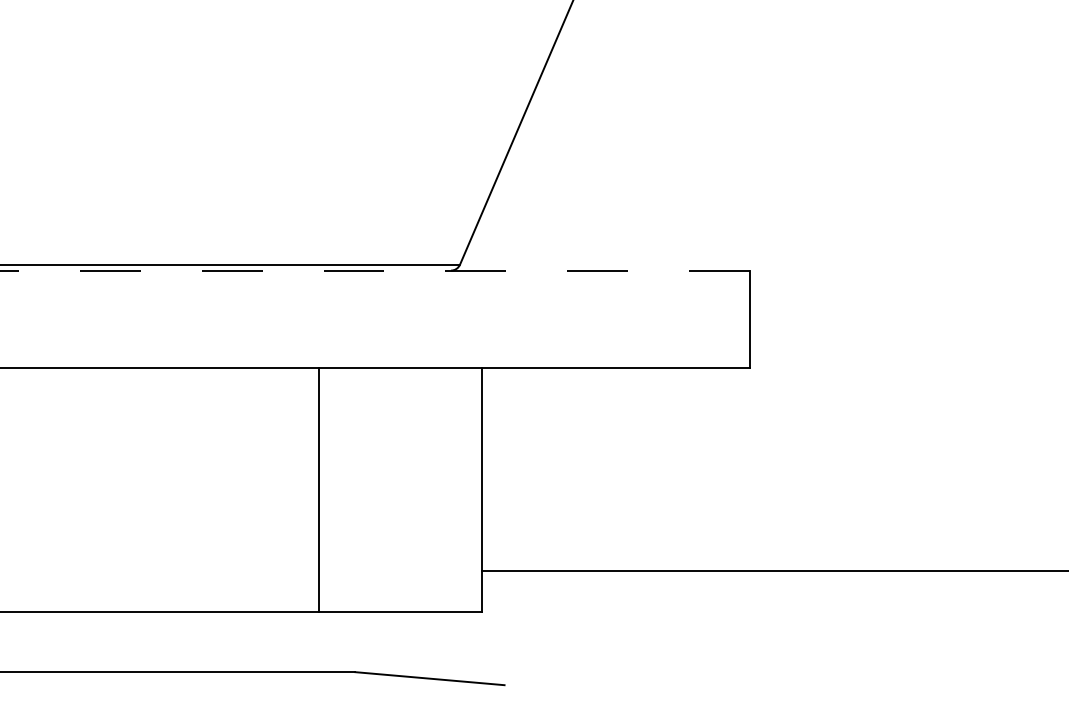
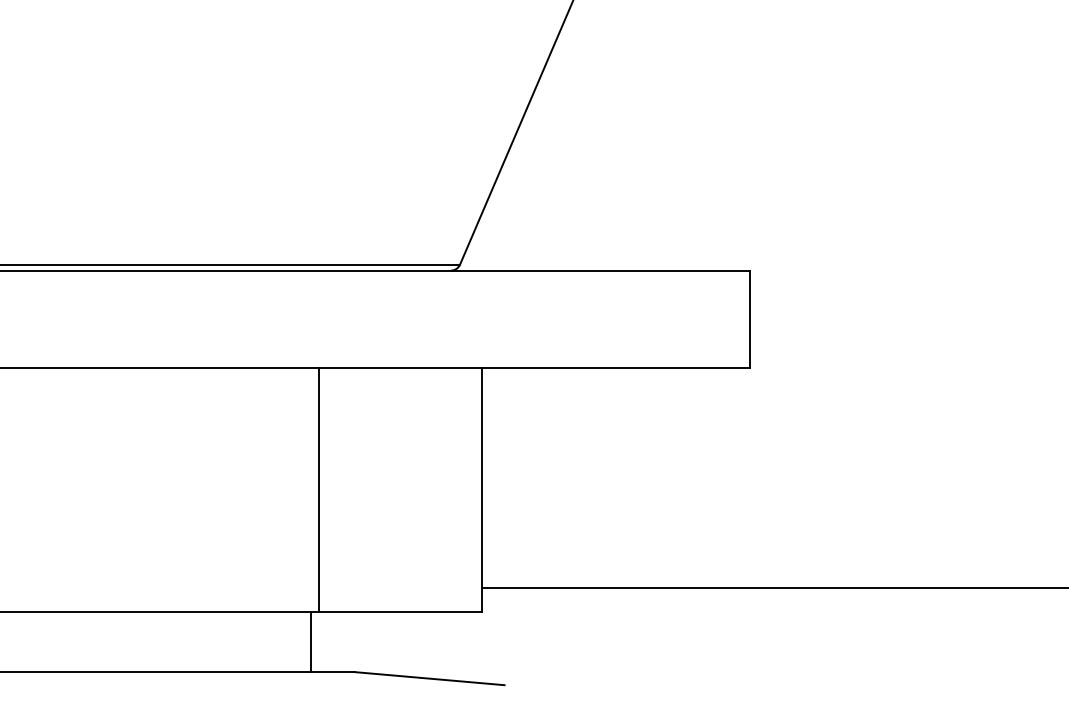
line: dashed -> solid (374, 270)
line position: (773, 570) -> (773, 587) (773, 587)
line: none -> present (311, 641)
